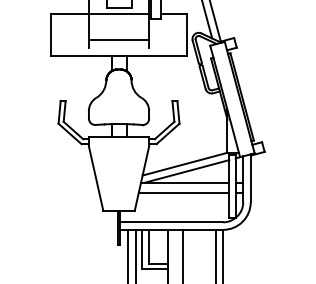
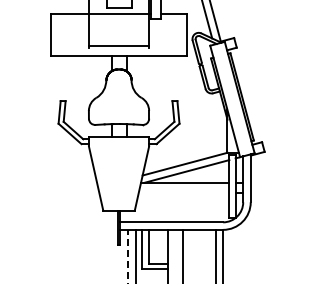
line position: (118, 40) -> (118, 46) (118, 46)
line: present -> none (183, 192)
line: solid -> dashed (128, 256)
